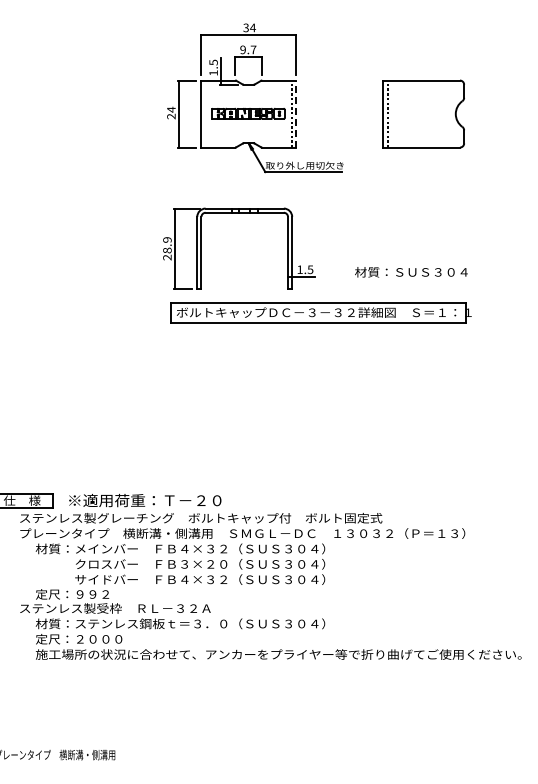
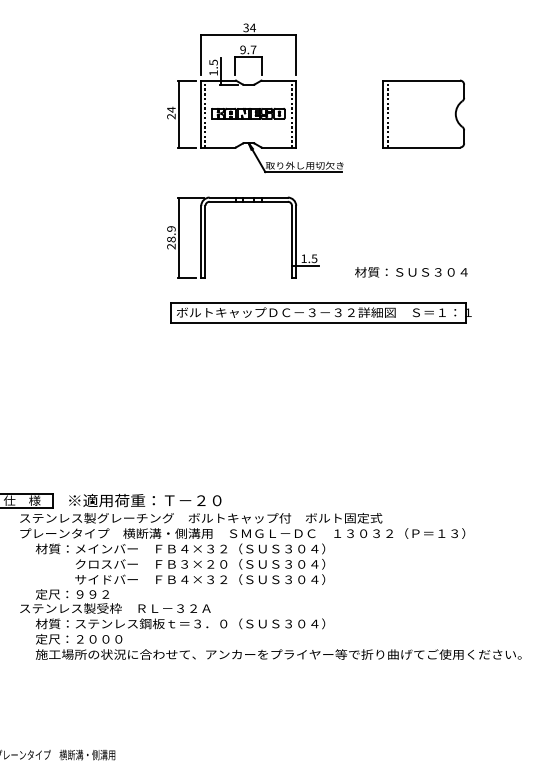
line: none -> present (205, 113)
line: dashed -> solid (296, 114)
part position: (239, 213) -> (243, 202) (243, 202)
